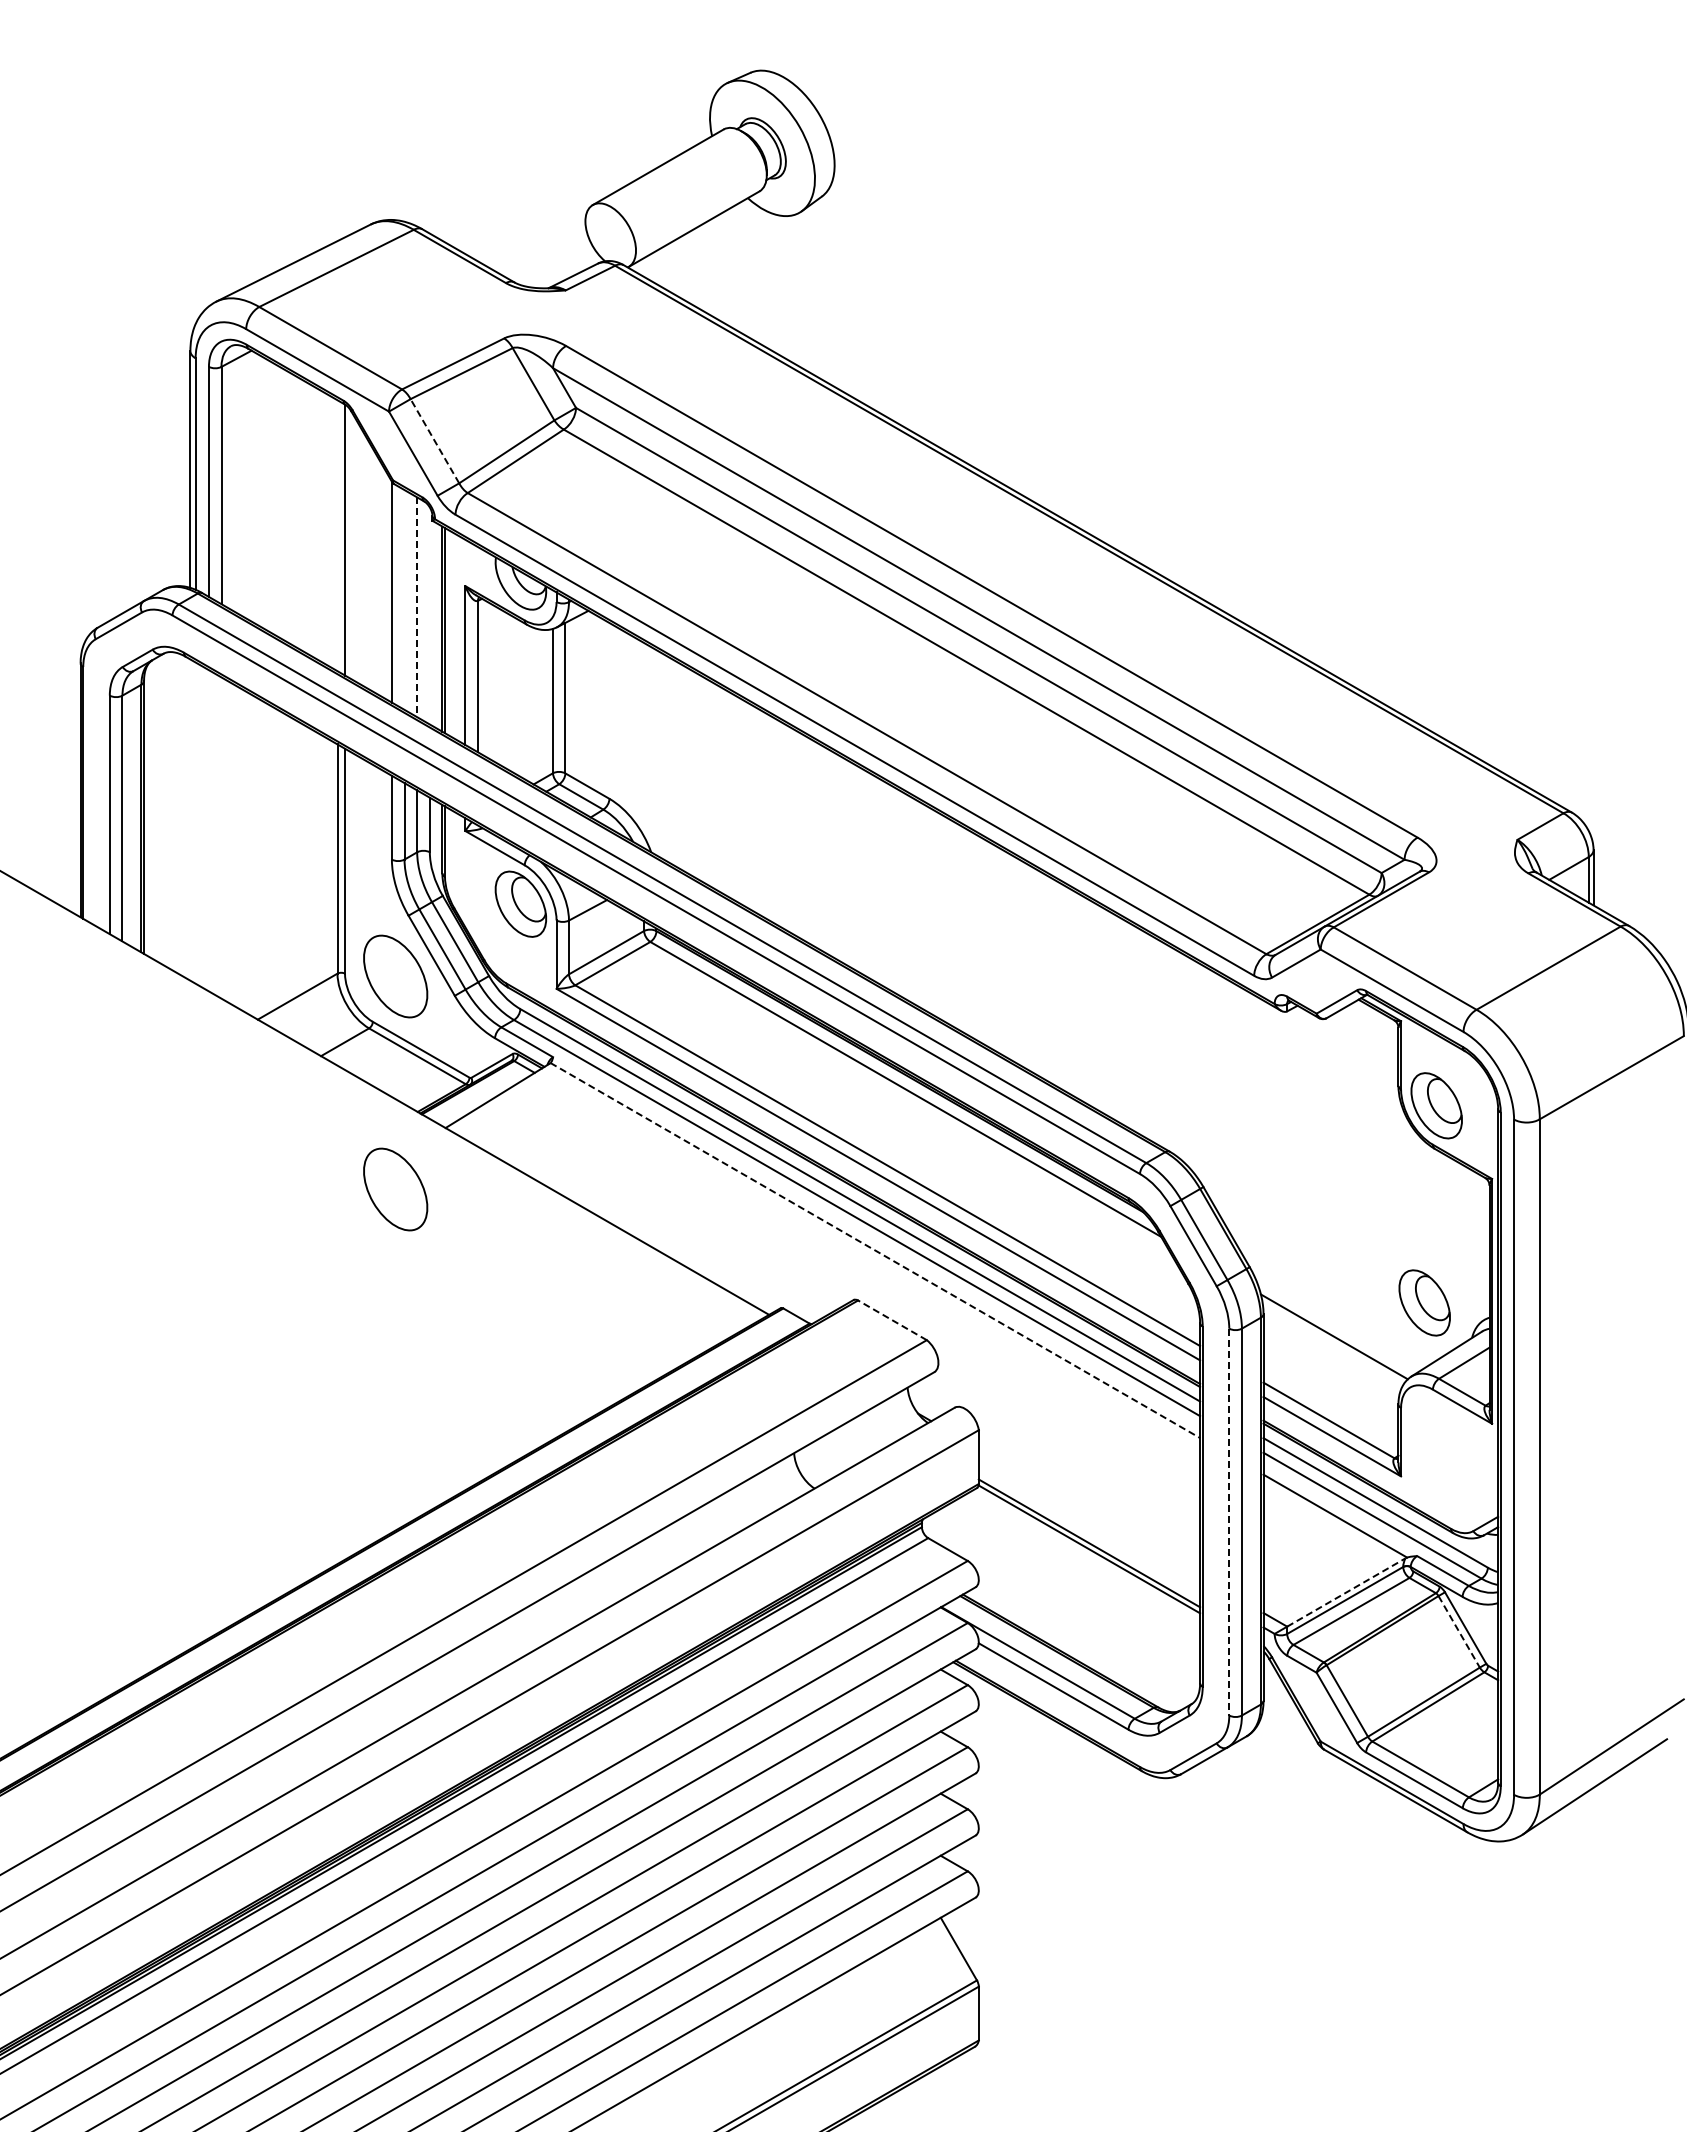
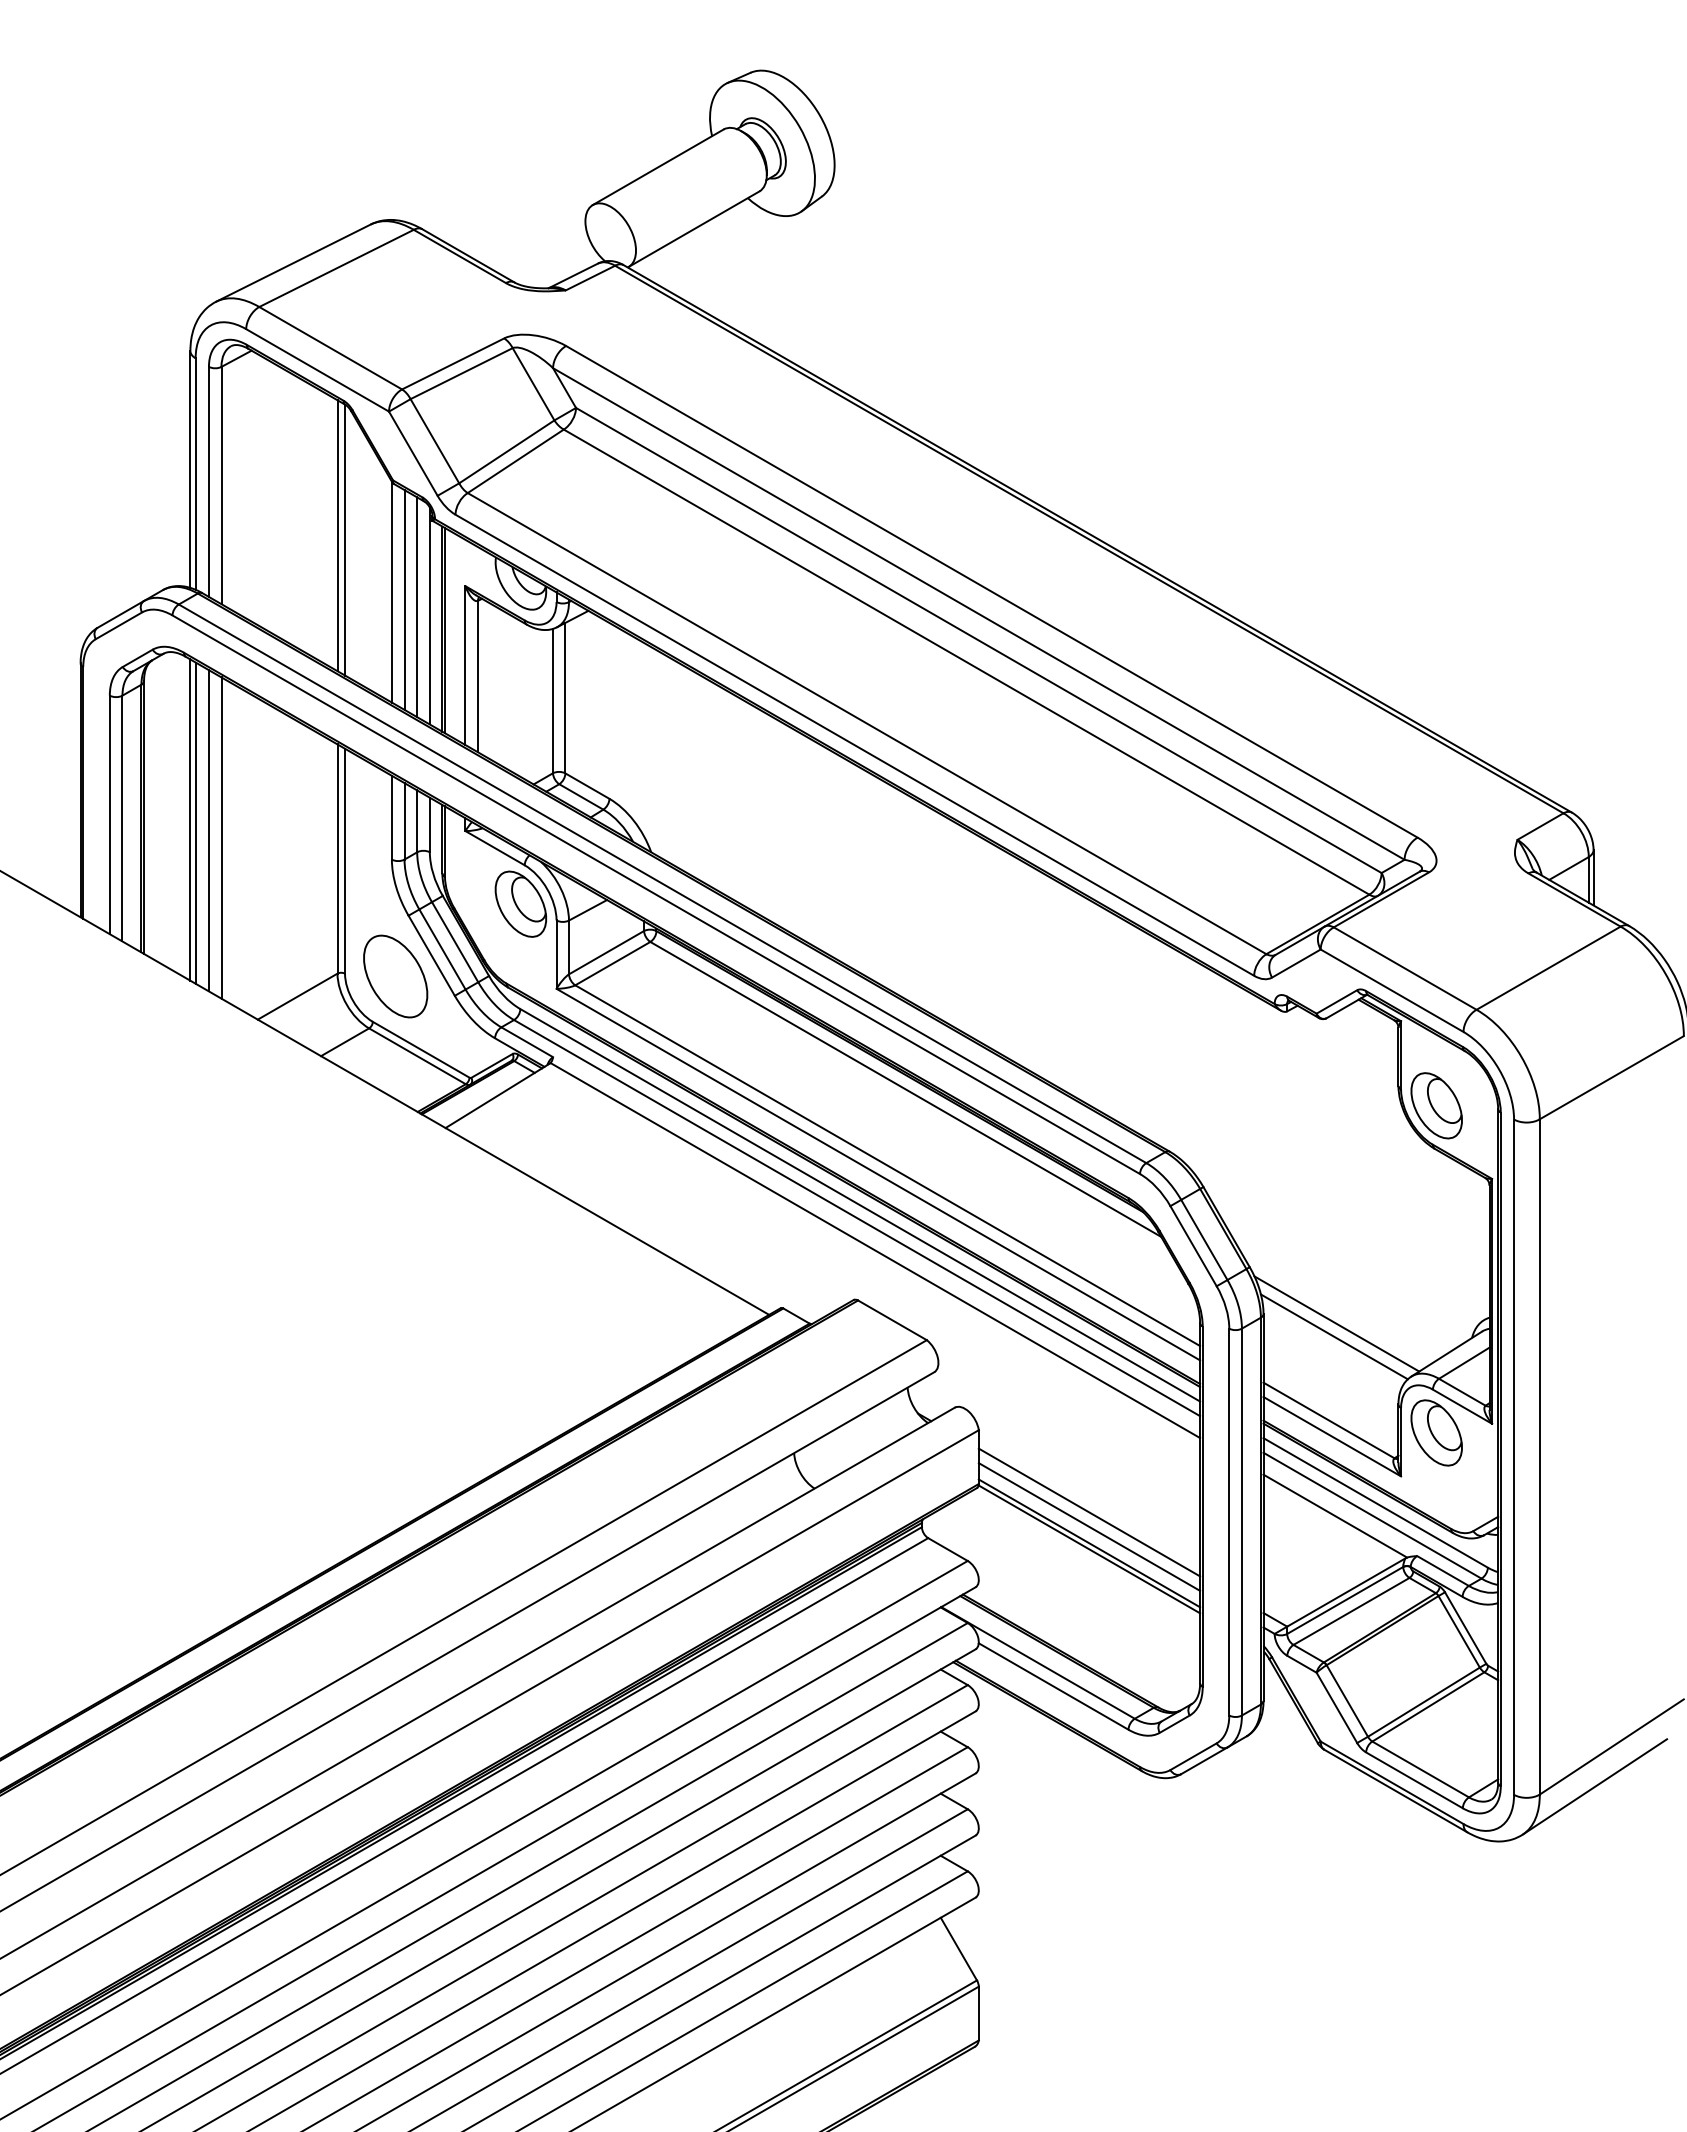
line: dashed -> solid (434, 441)
line: none -> present (337, 535)
line: none -> present (404, 599)
line: dashed -> solid (417, 607)
line: none -> present (429, 615)
line: none -> present (190, 819)
line: none -> present (195, 822)
line: none -> present (208, 830)
line: none -> present (221, 837)
part: present -> none (395, 1189)
line: dashed -> solid (875, 1250)
part position: (1424, 1302) -> (1436, 1432) (1436, 1432)
line: dashed -> solid (892, 1320)
line: none -> present (1336, 1323)
line: none -> present (1089, 1512)
line: dashed -> solid (1229, 1522)
line: none -> present (1089, 1526)
line: dashed -> solid (1346, 1592)
line: dashed -> solid (1459, 1632)
